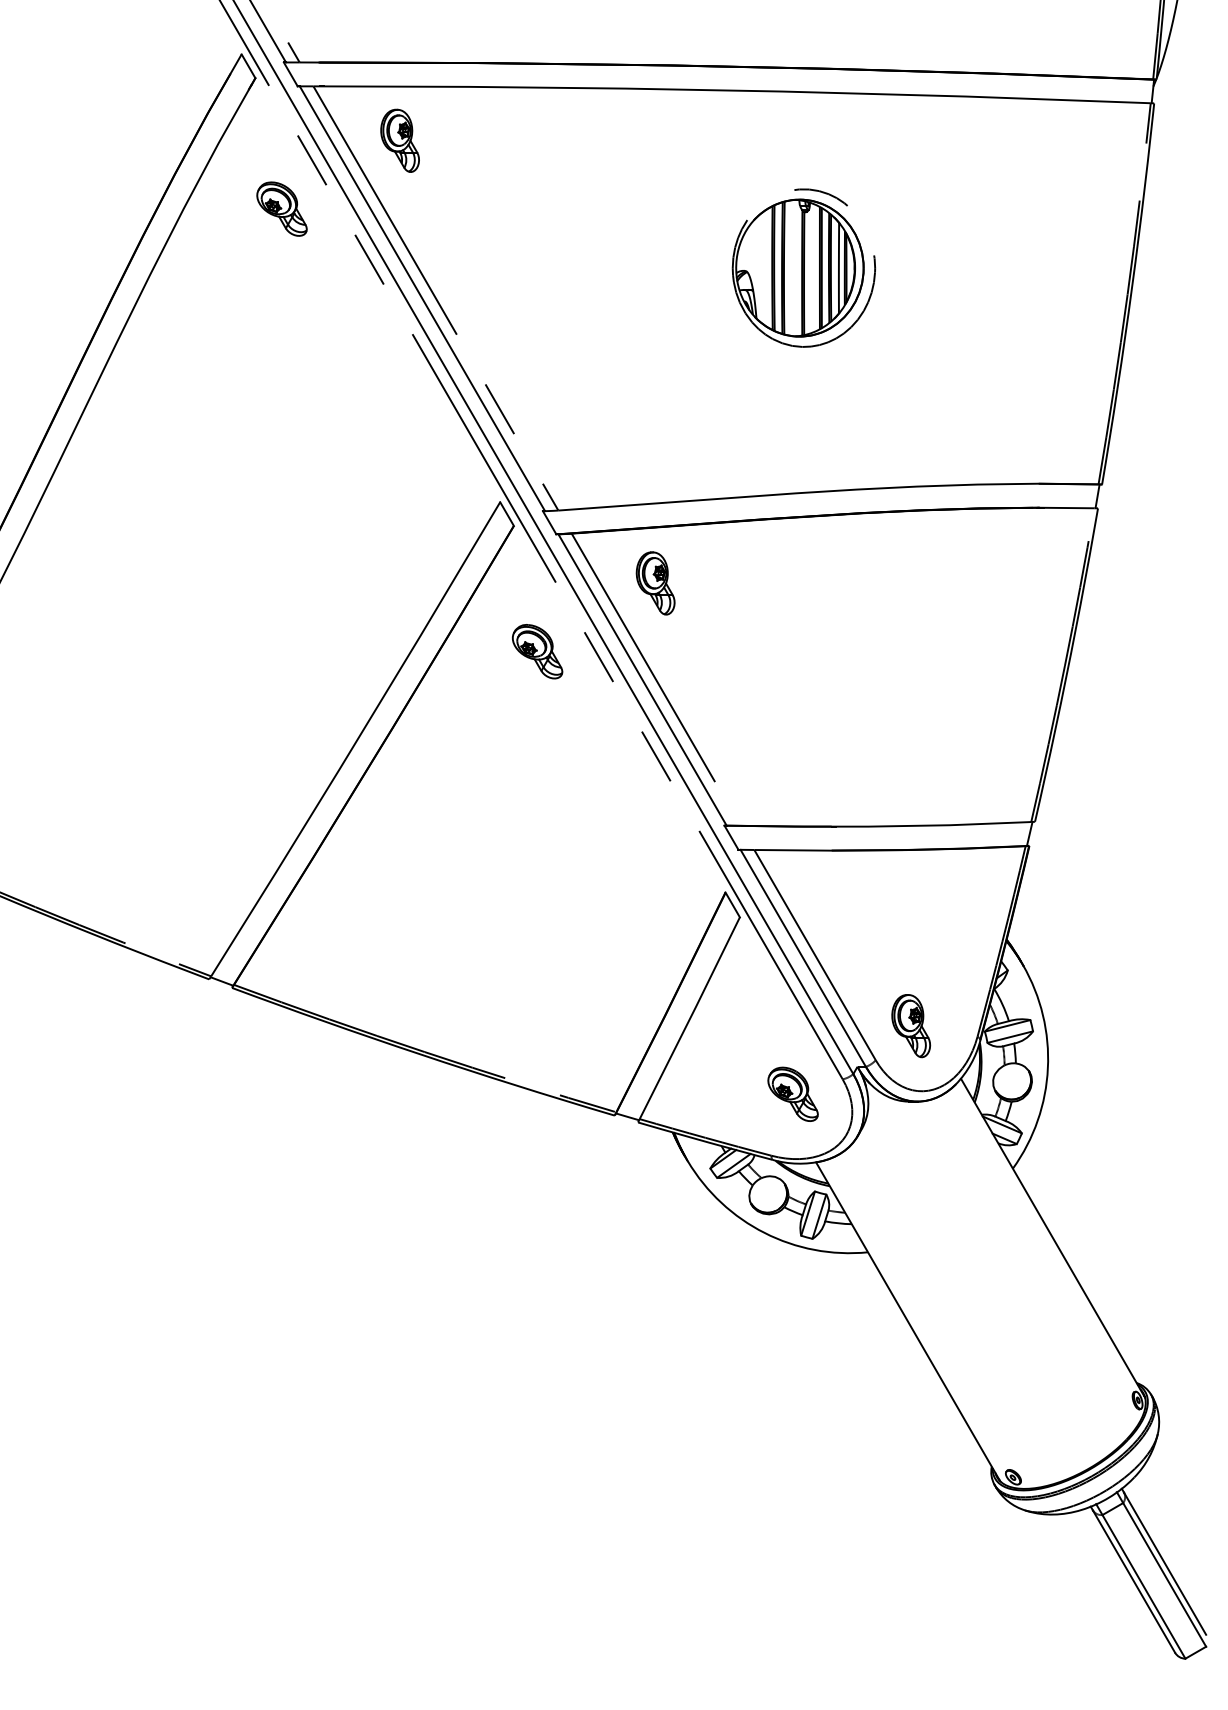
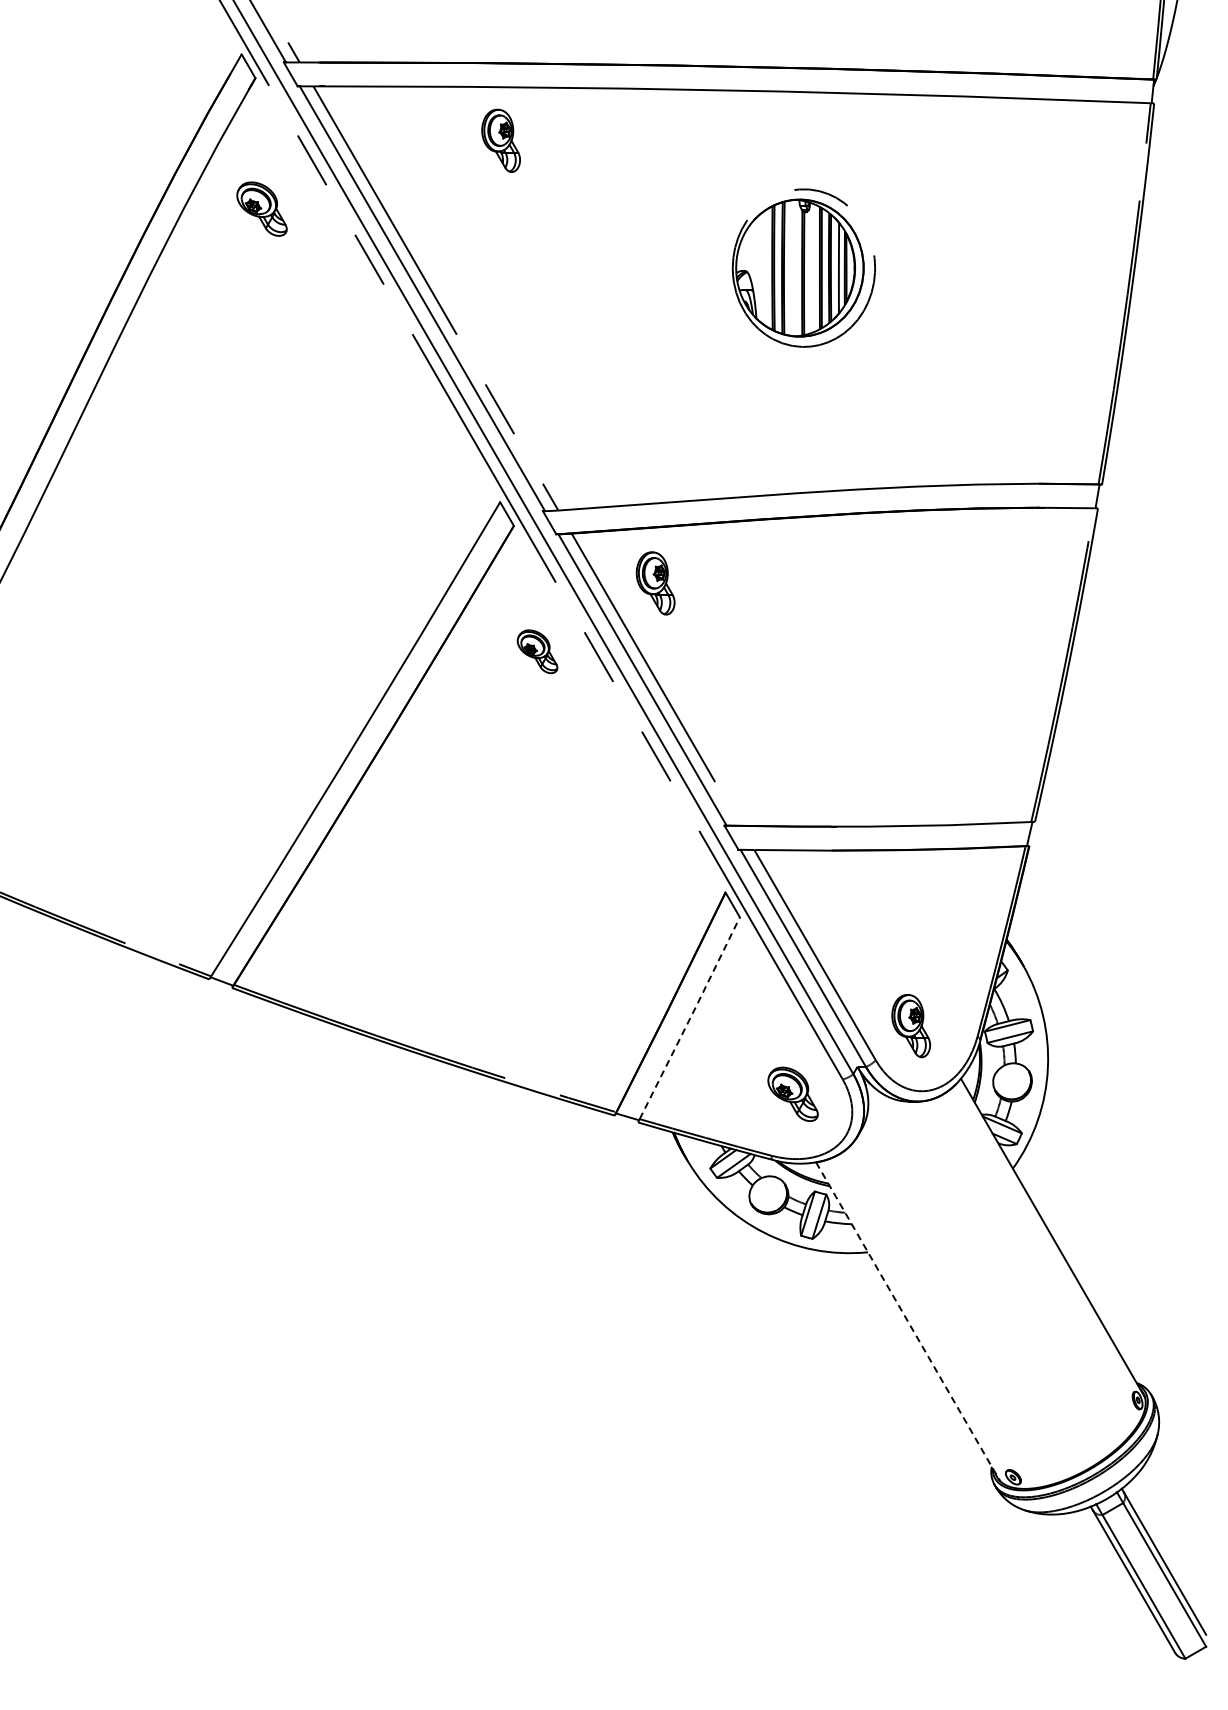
part position: (399, 140) -> (500, 140) (500, 140)
part position: (281, 208) -> (261, 208) (261, 208)
part size: 53x56 px -> 43x46 px (537, 651)
line: solid -> dashed (690, 1017)
line: solid -> dashed (908, 1322)
